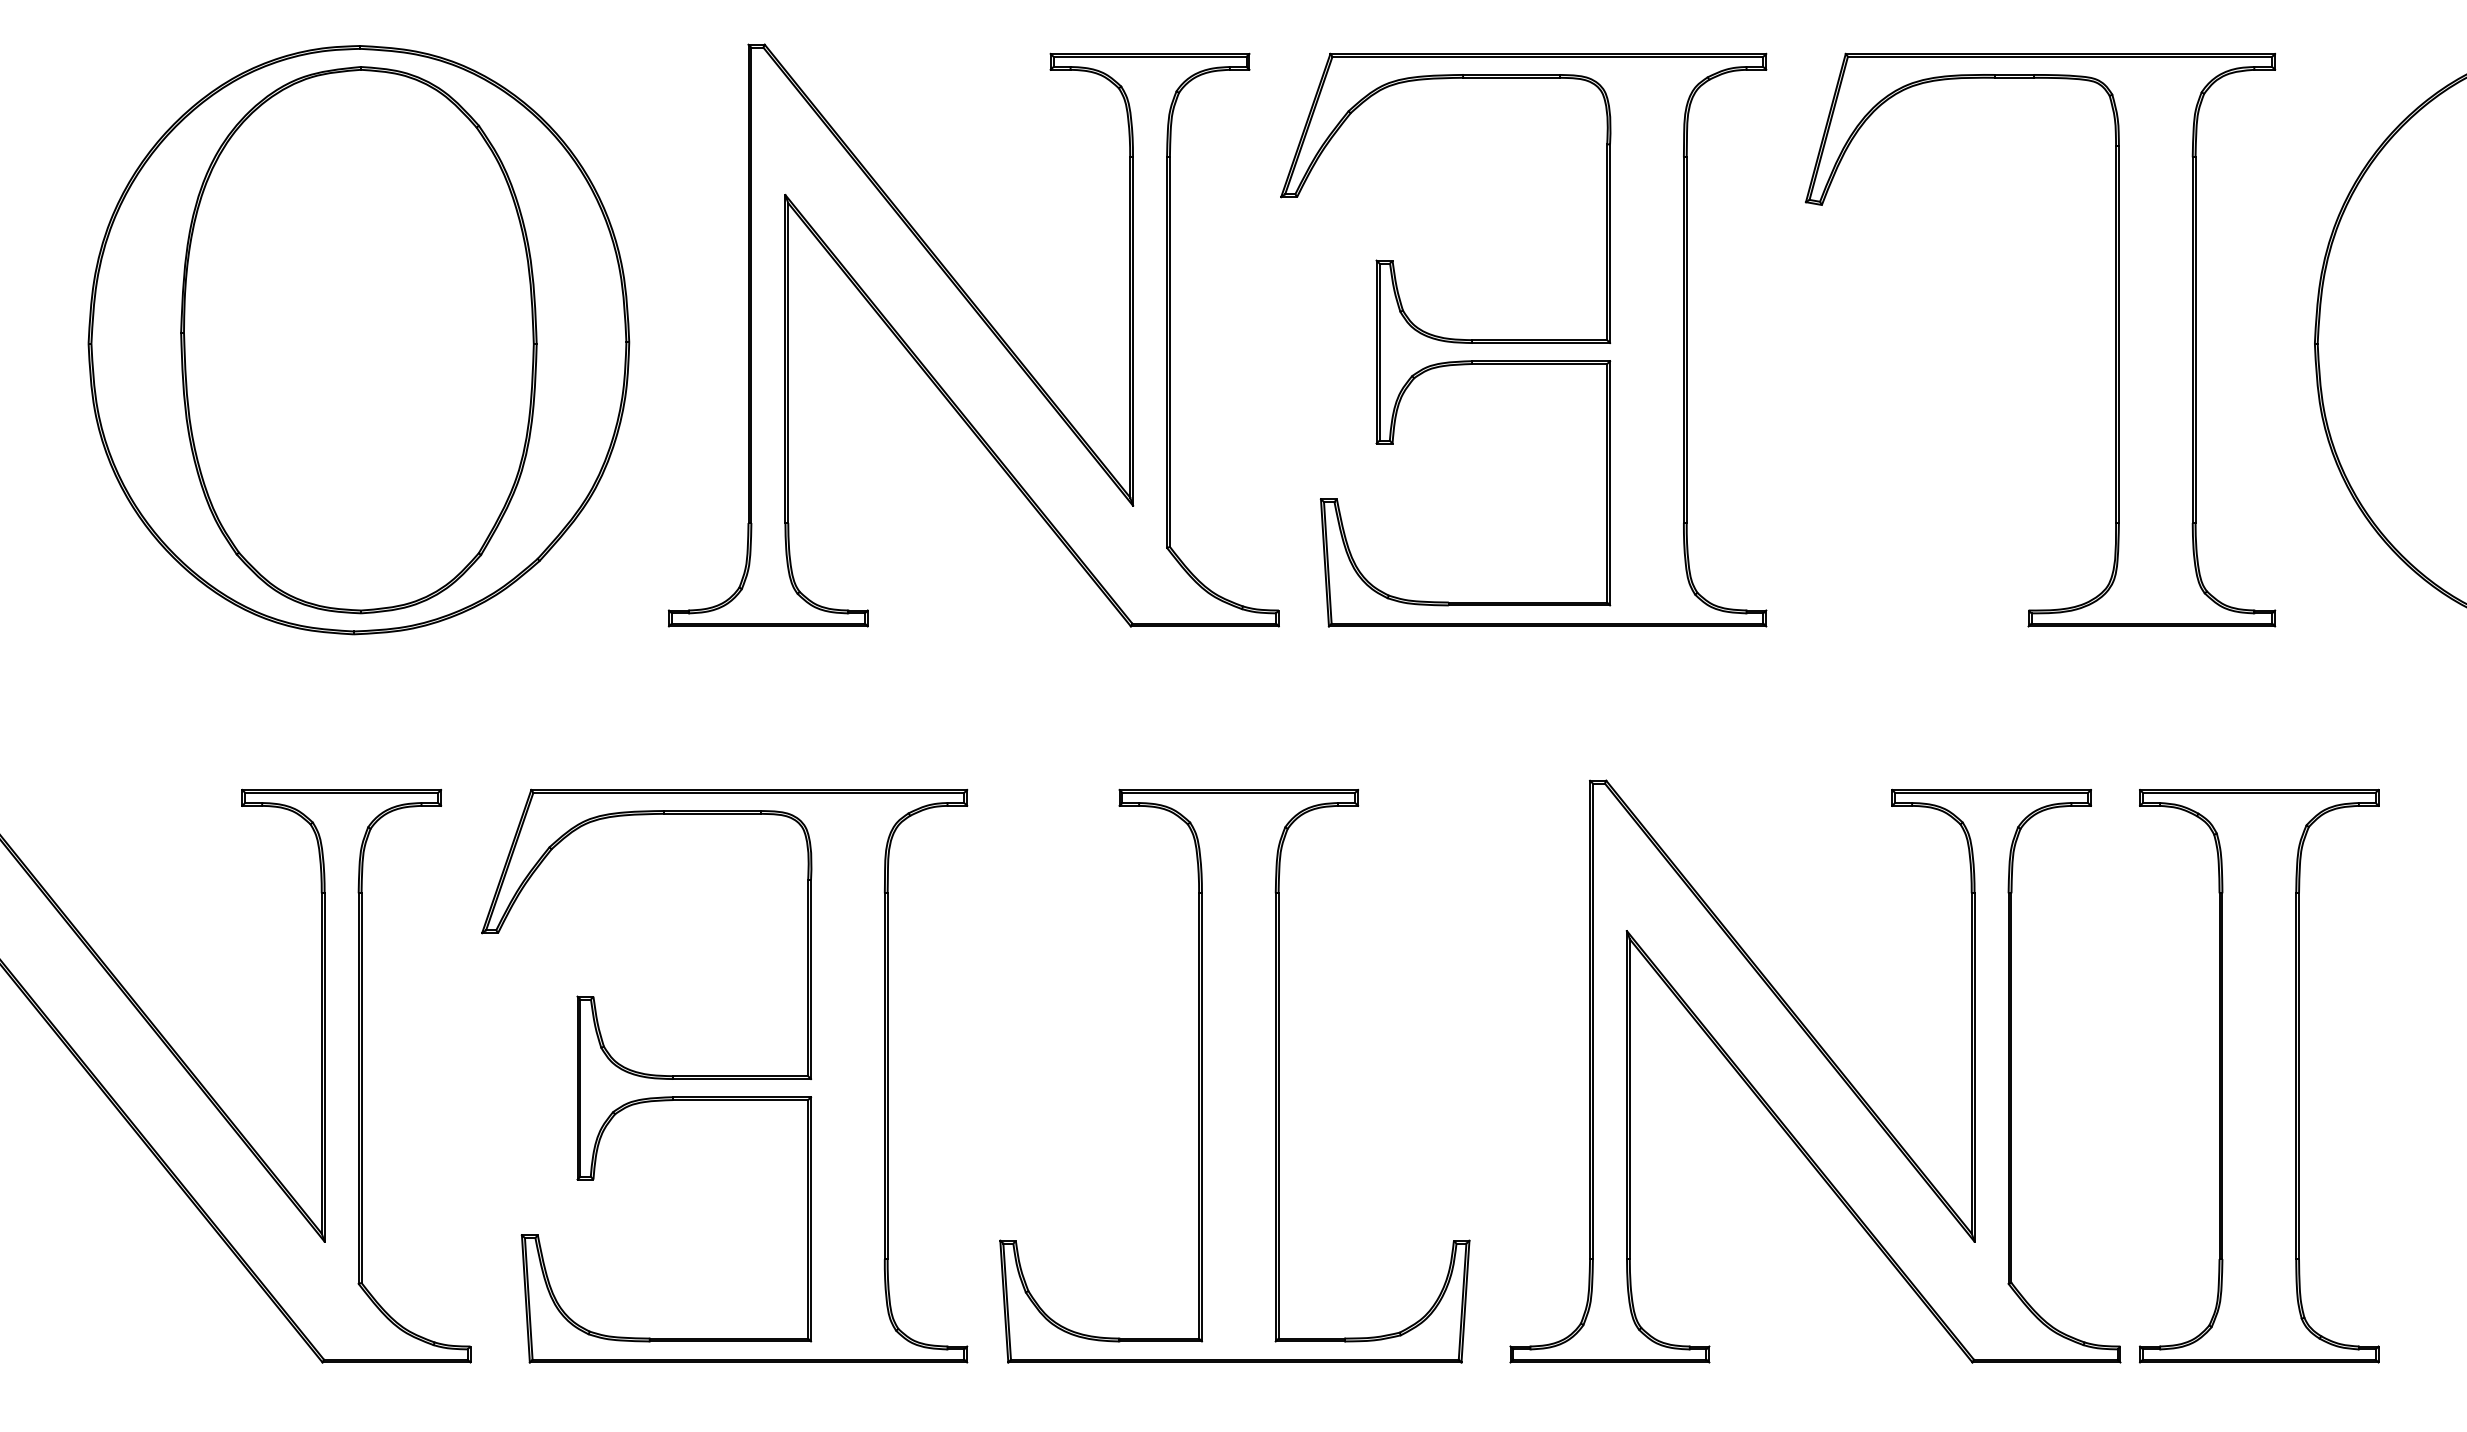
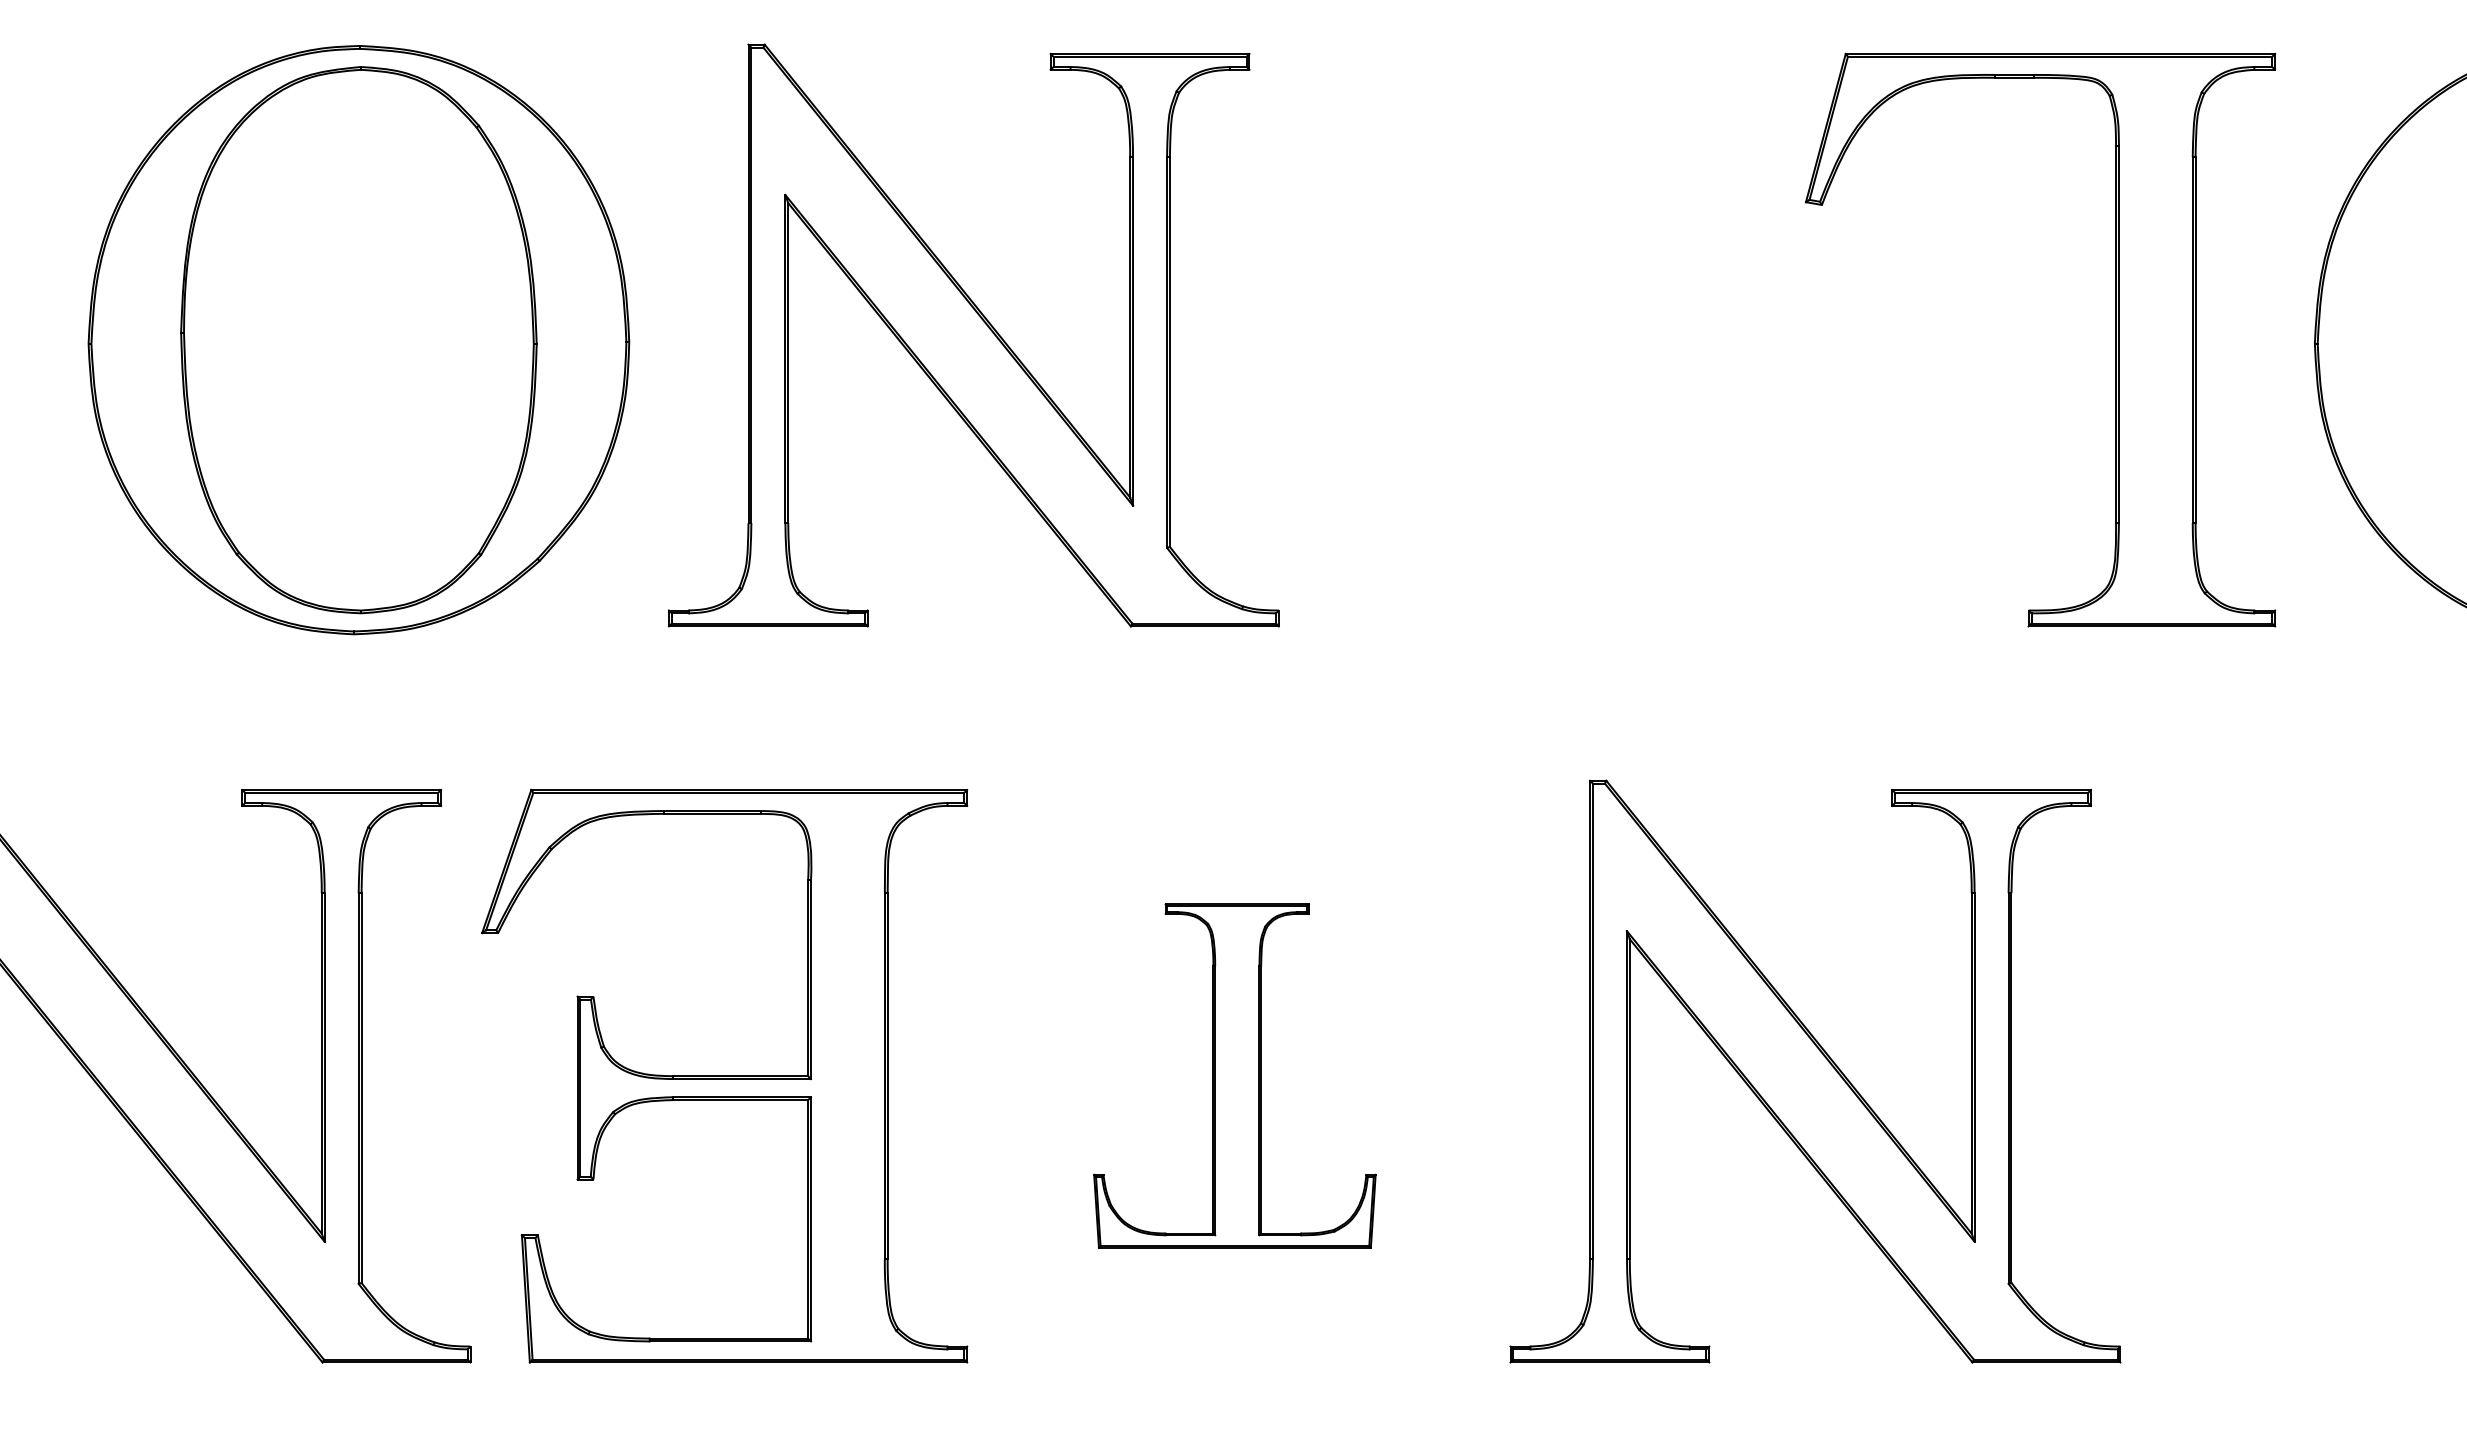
part: present -> none (1523, 339)
part size: 472x576 px -> 284x346 px (1234, 1075)
part: present -> none (2259, 1075)
